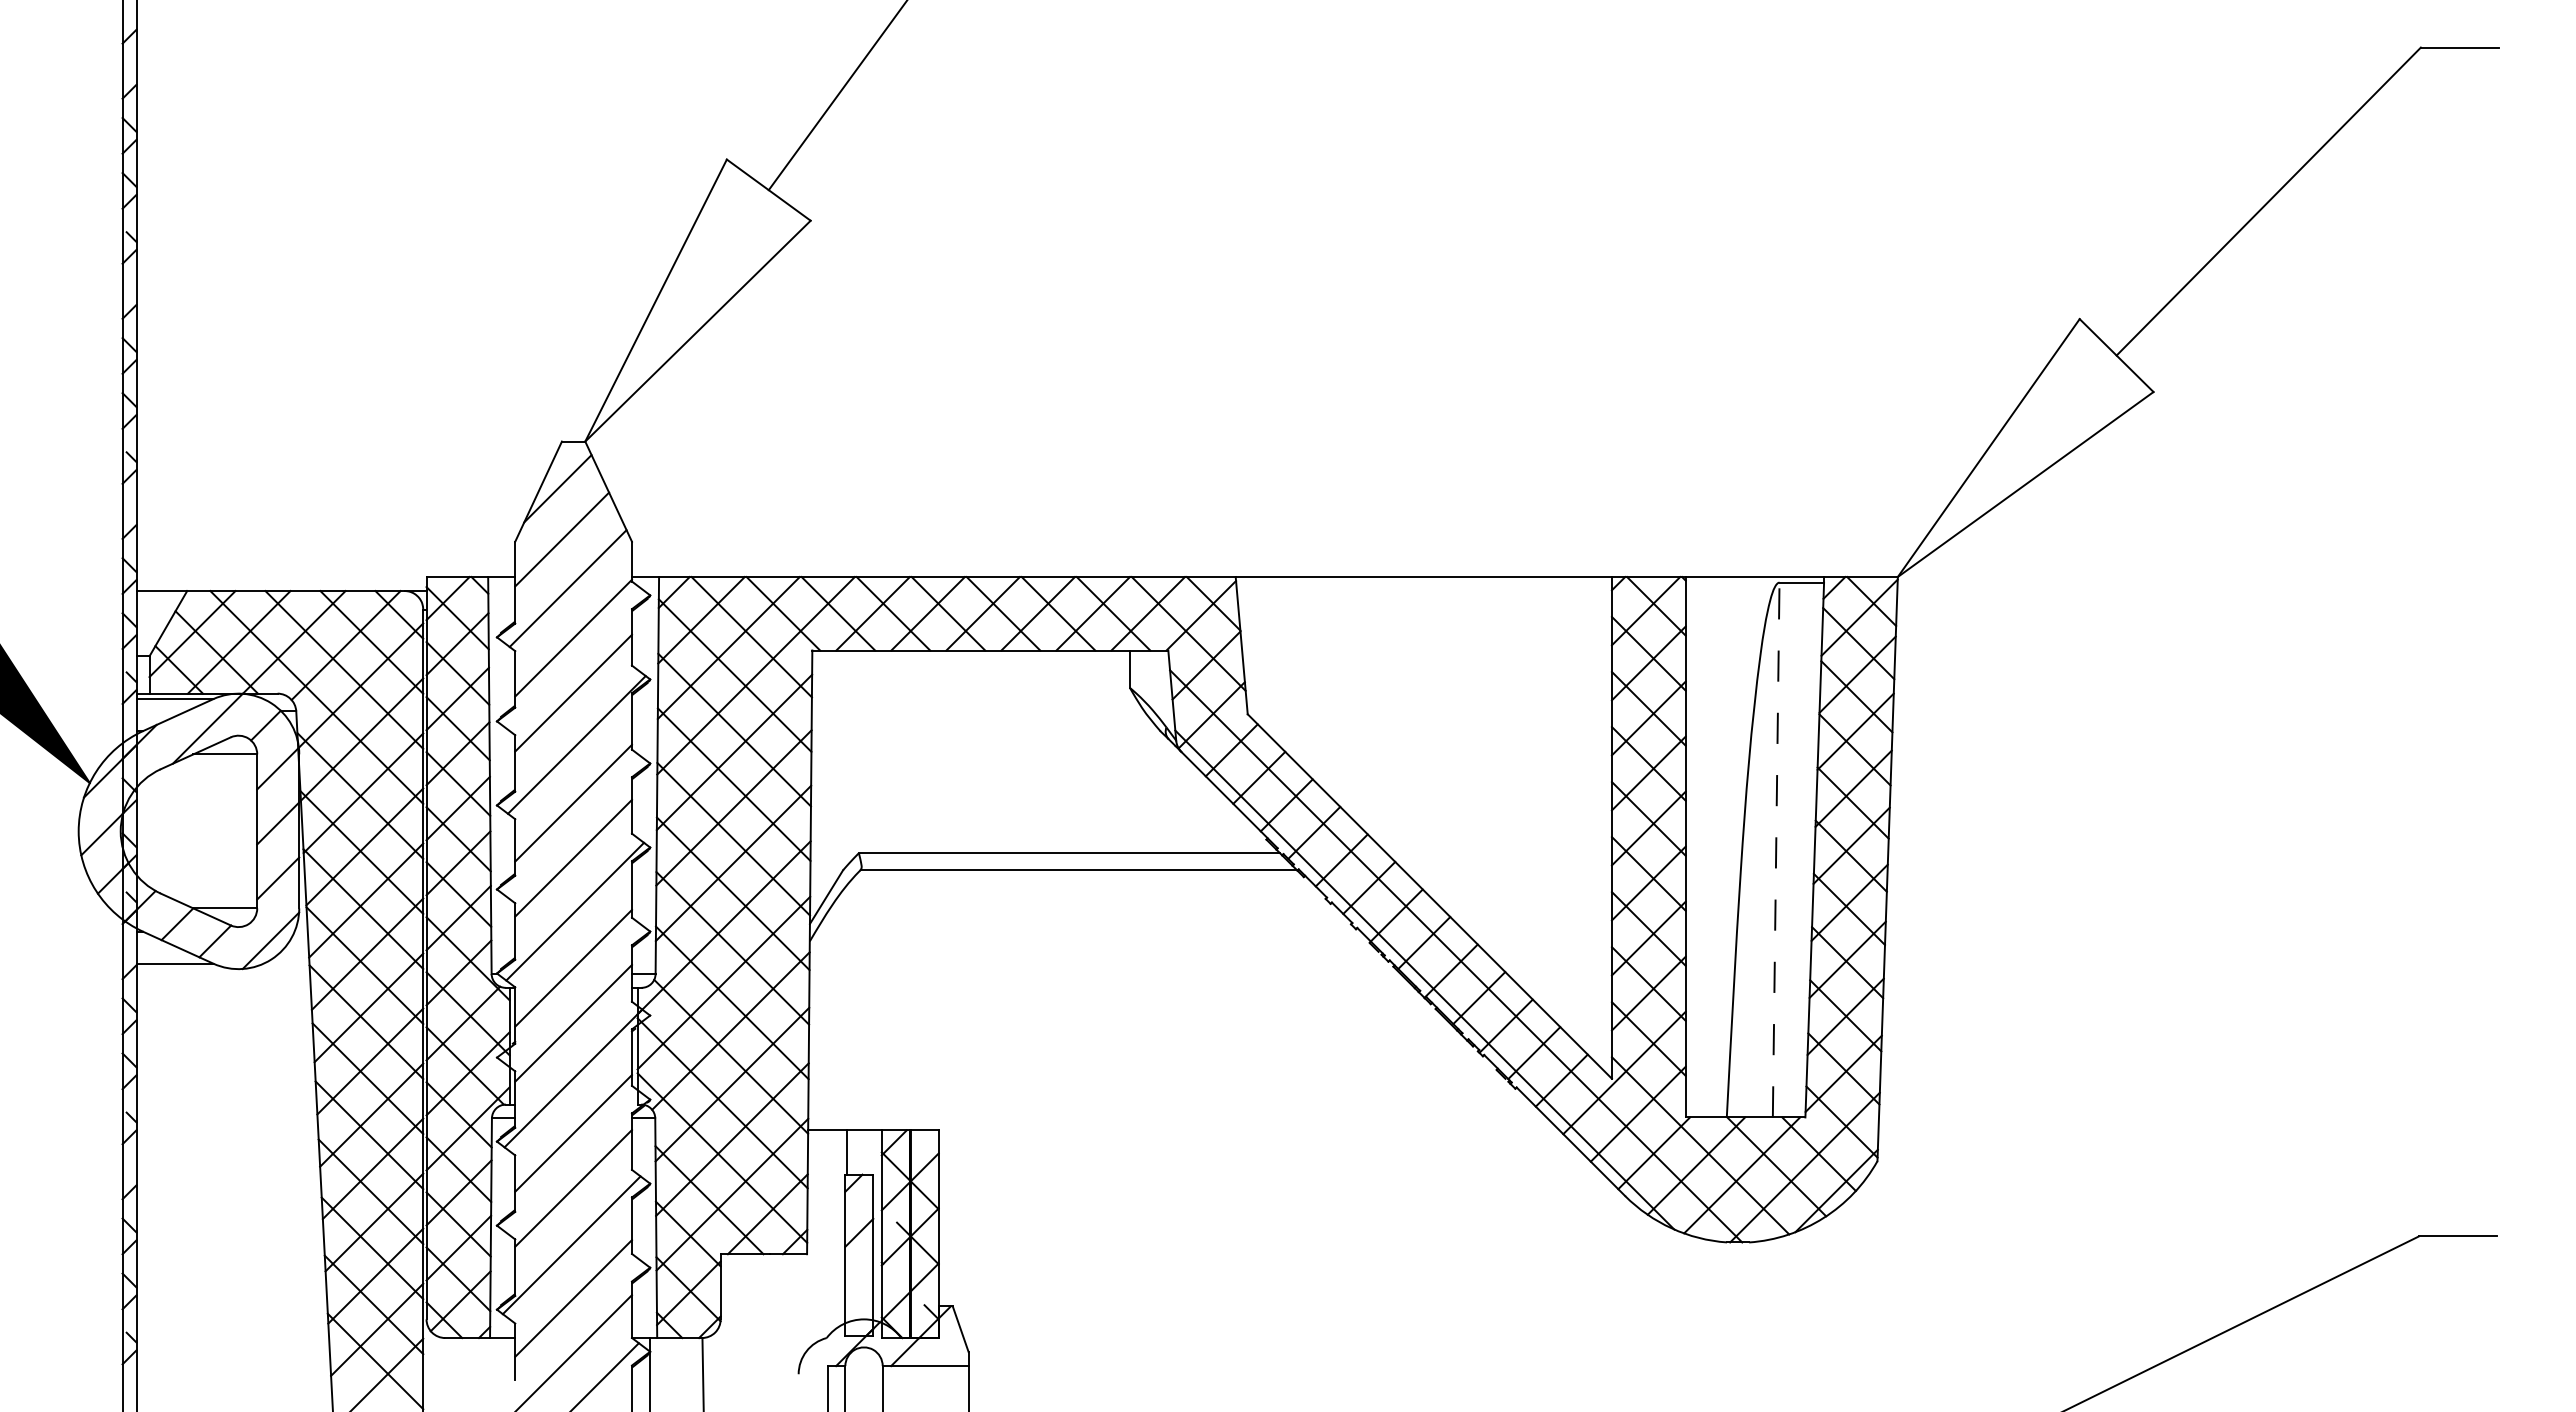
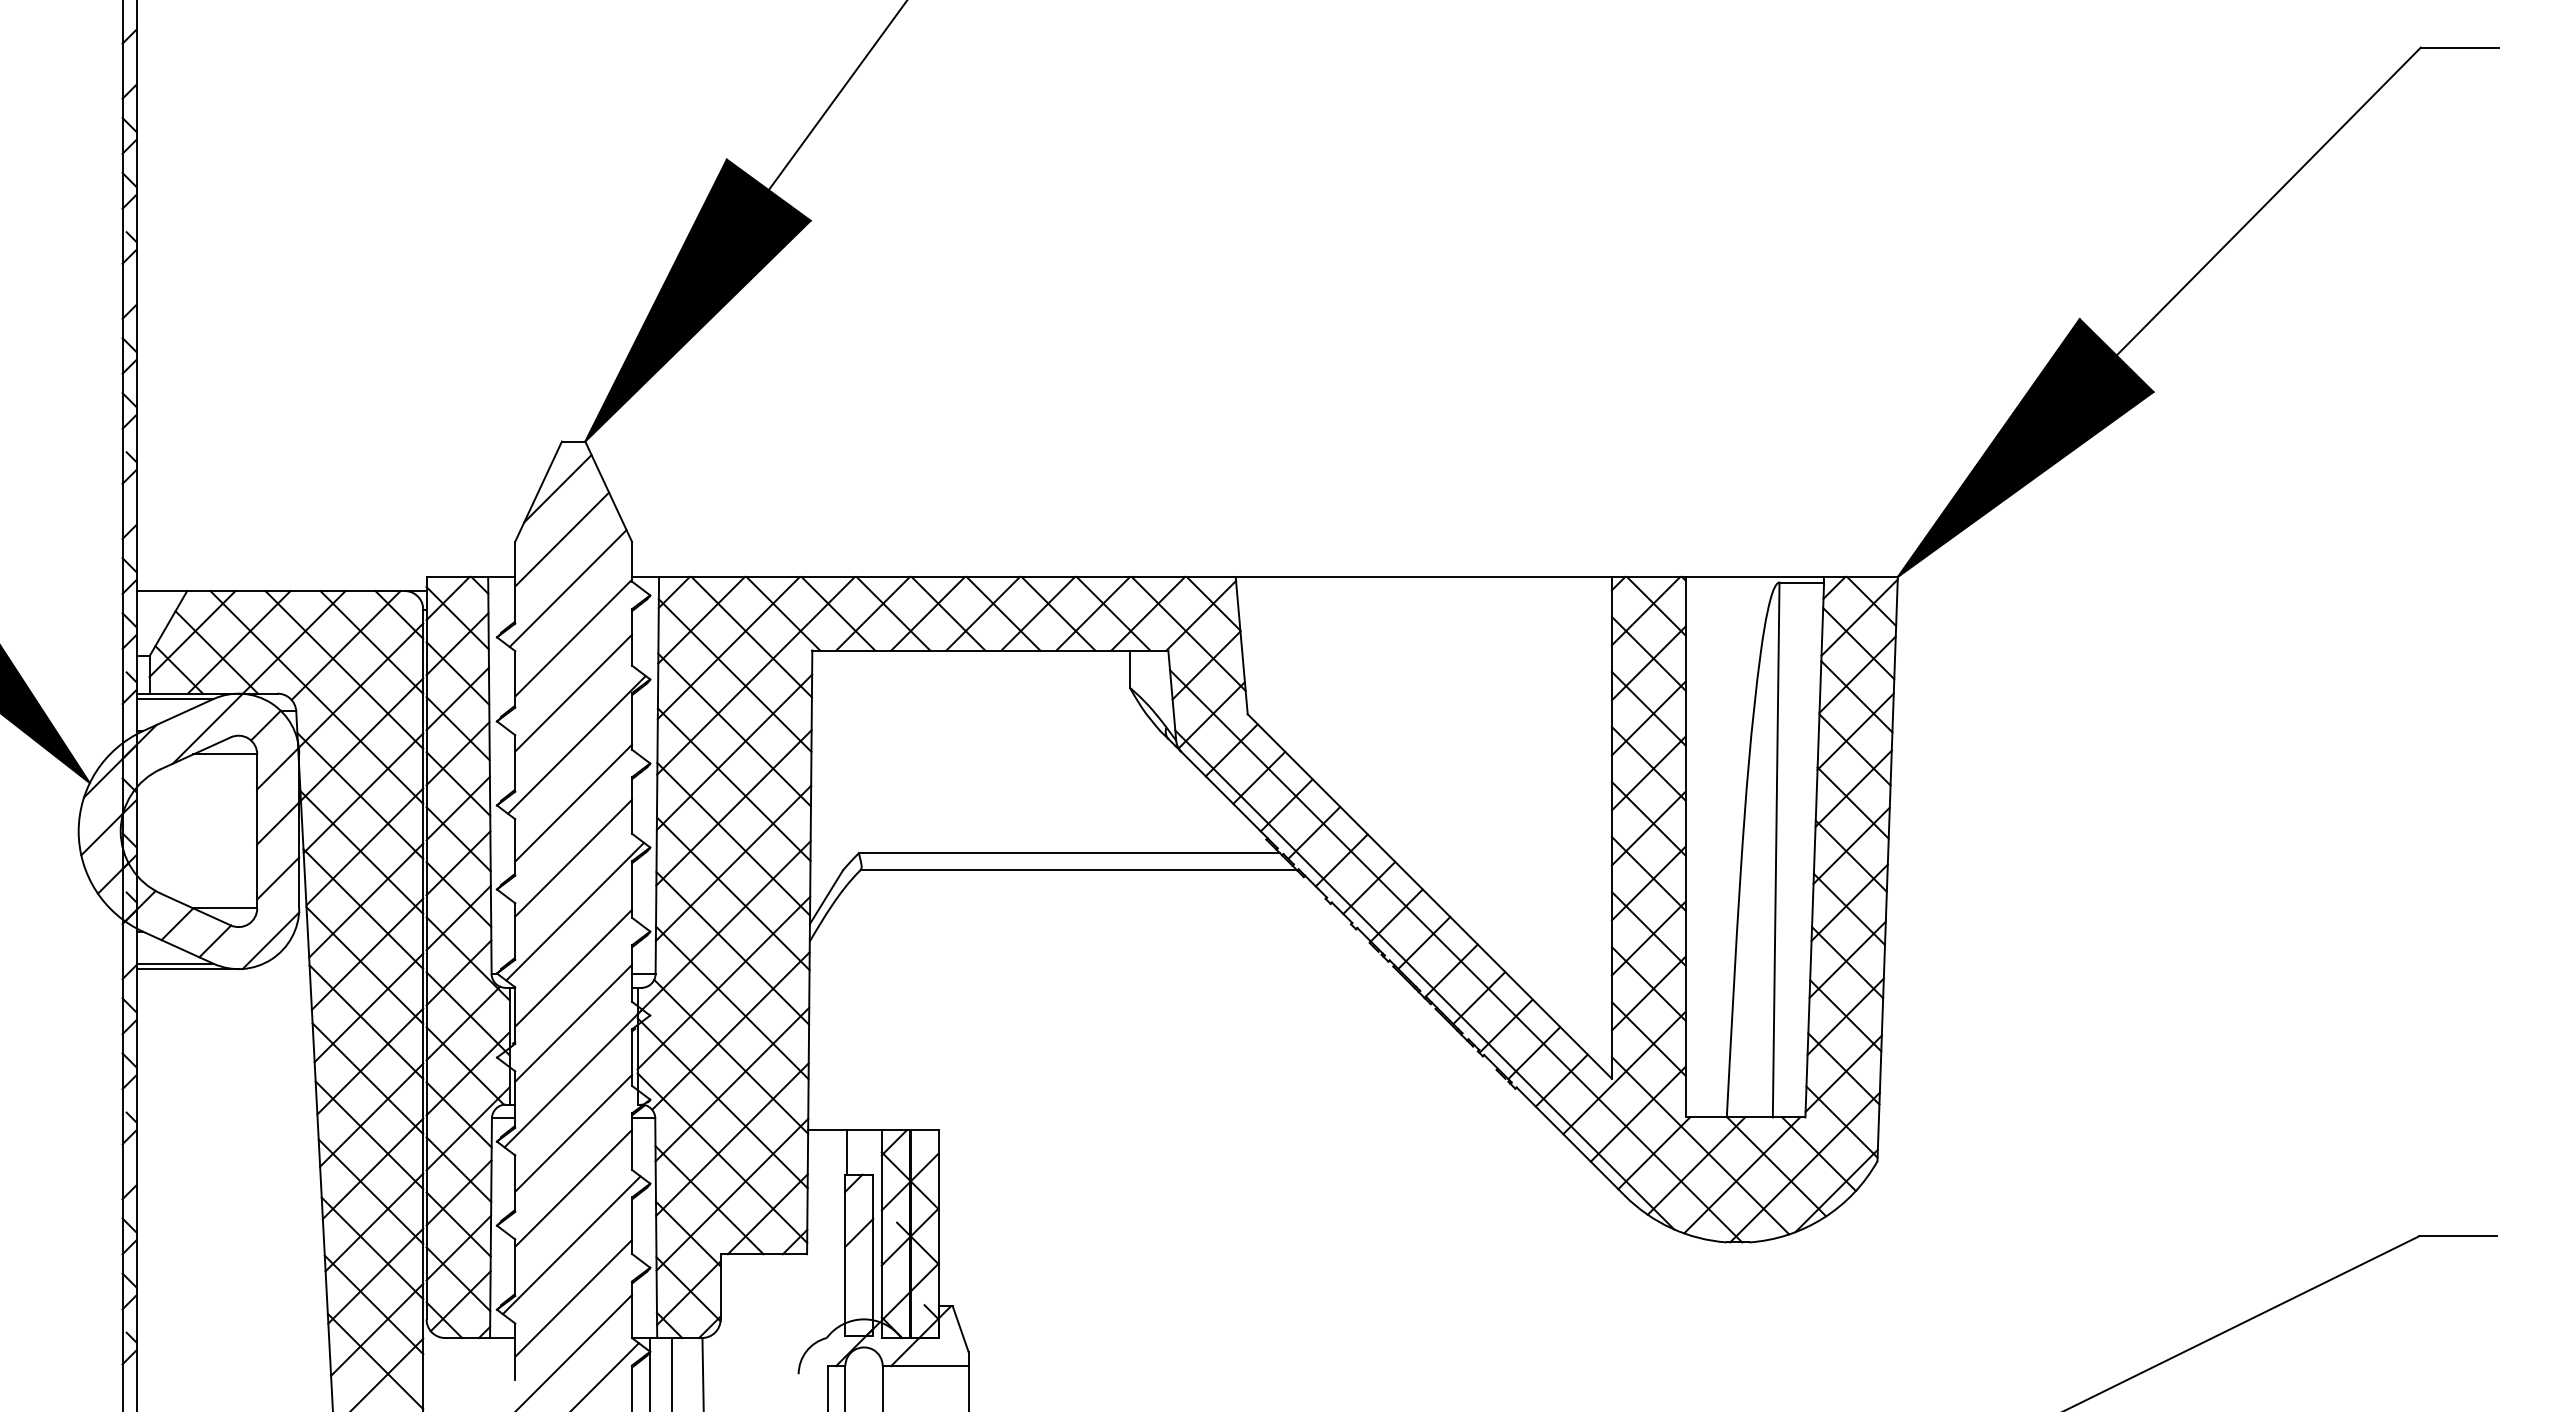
fill: none -> present (697, 300)
fill: none -> present (2025, 447)
line: dashed -> solid (1776, 849)
line: none -> present (187, 969)
line: none -> present (672, 1373)
